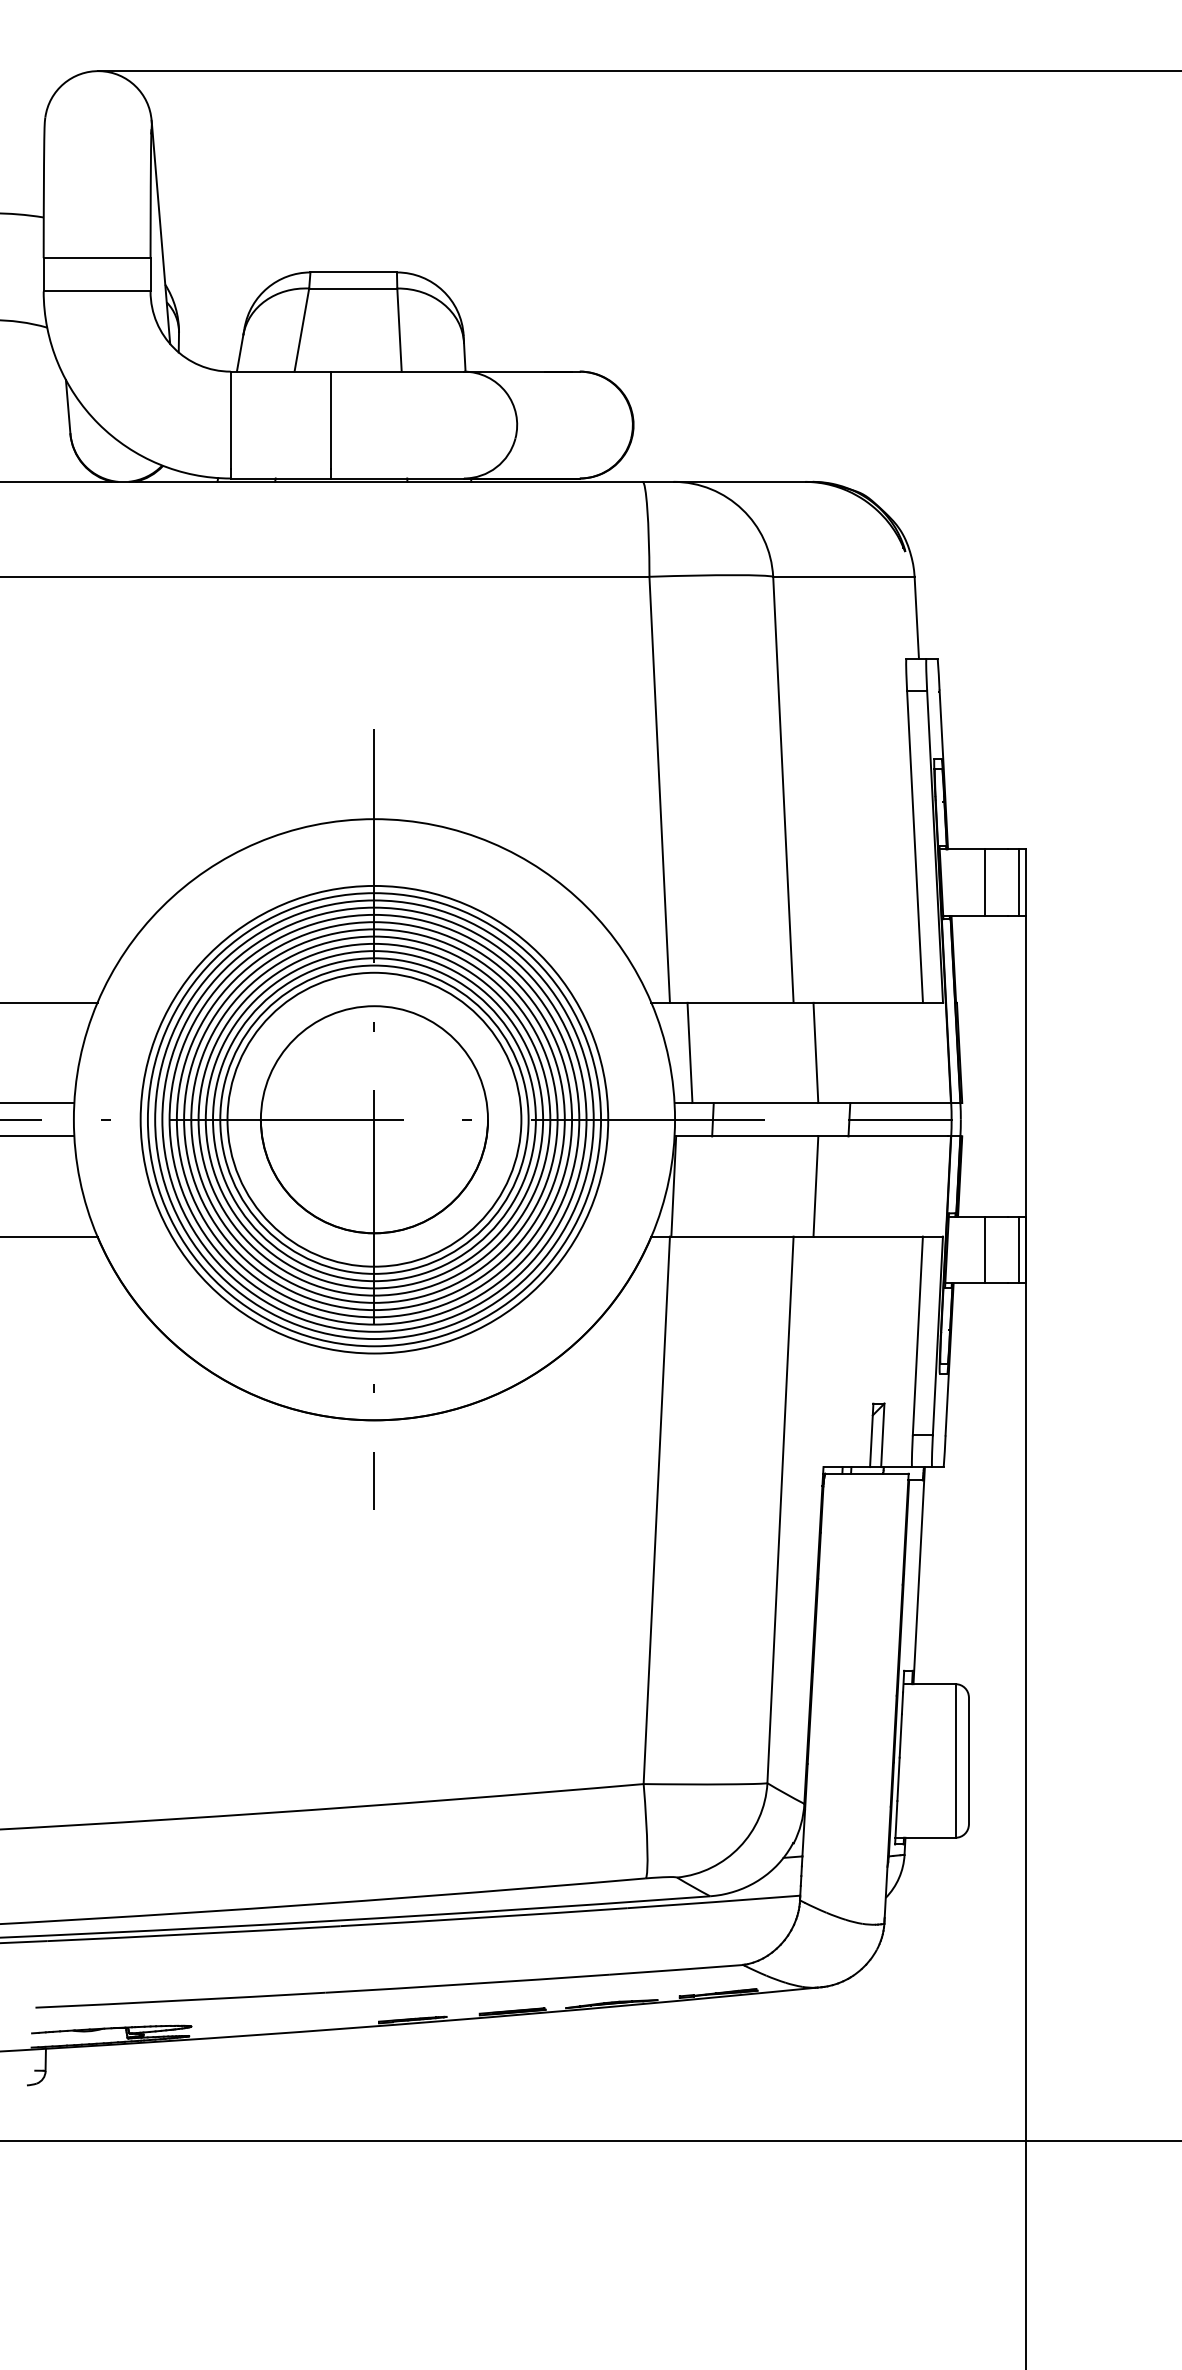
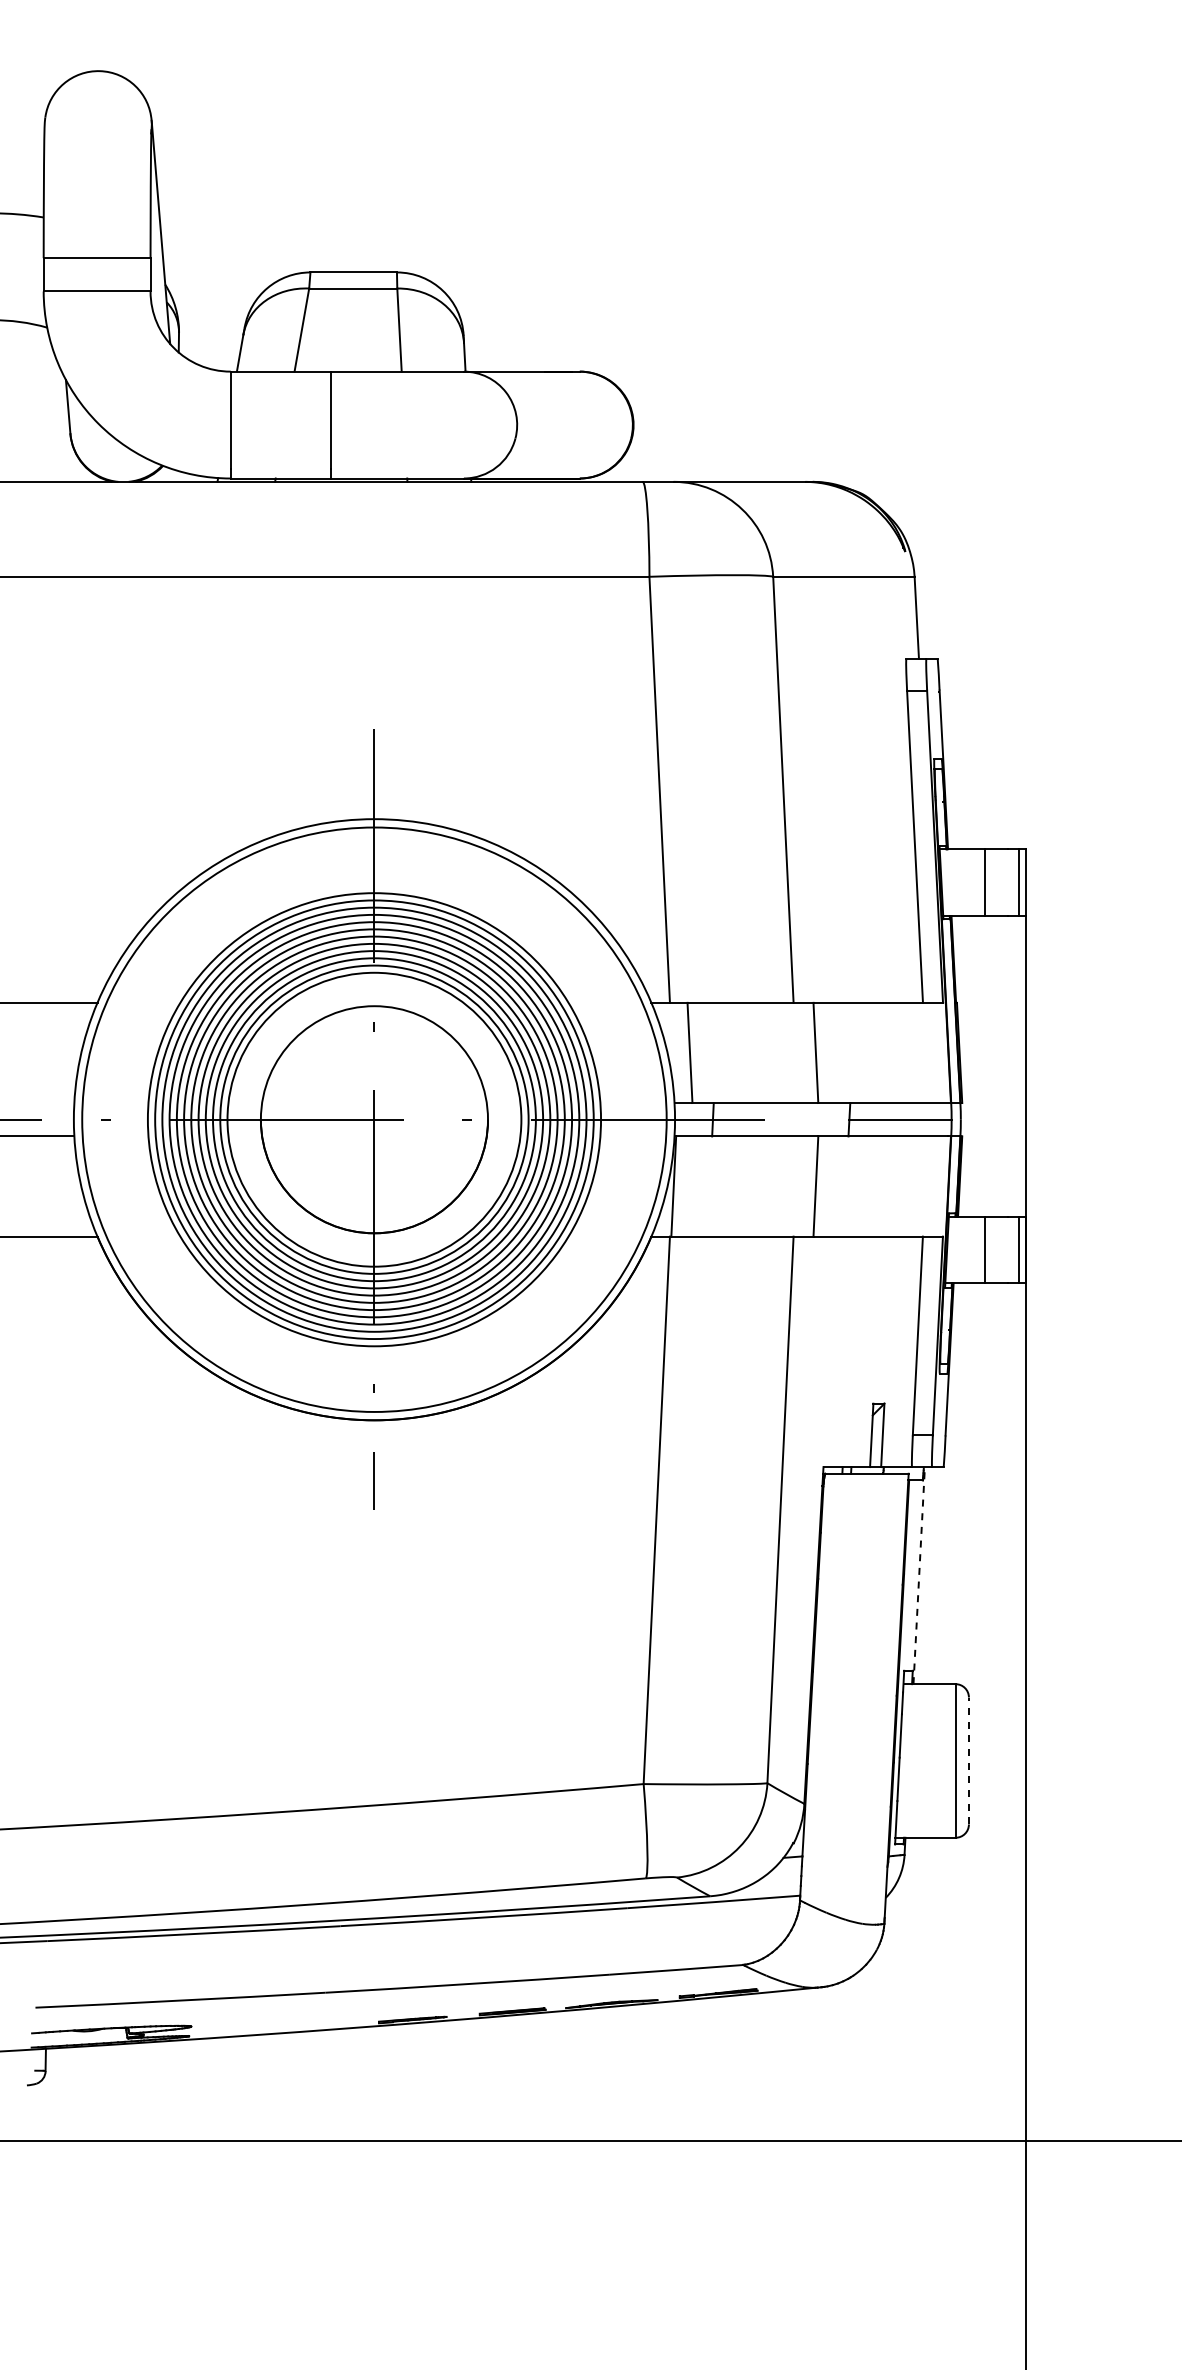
line: present -> none (638, 71)
line: present -> none (38, 1103)
circle diameter: 468 px -> 584 px (374, 1119)
line: solid -> dashed (919, 1575)
line: solid -> dashed (968, 1760)
